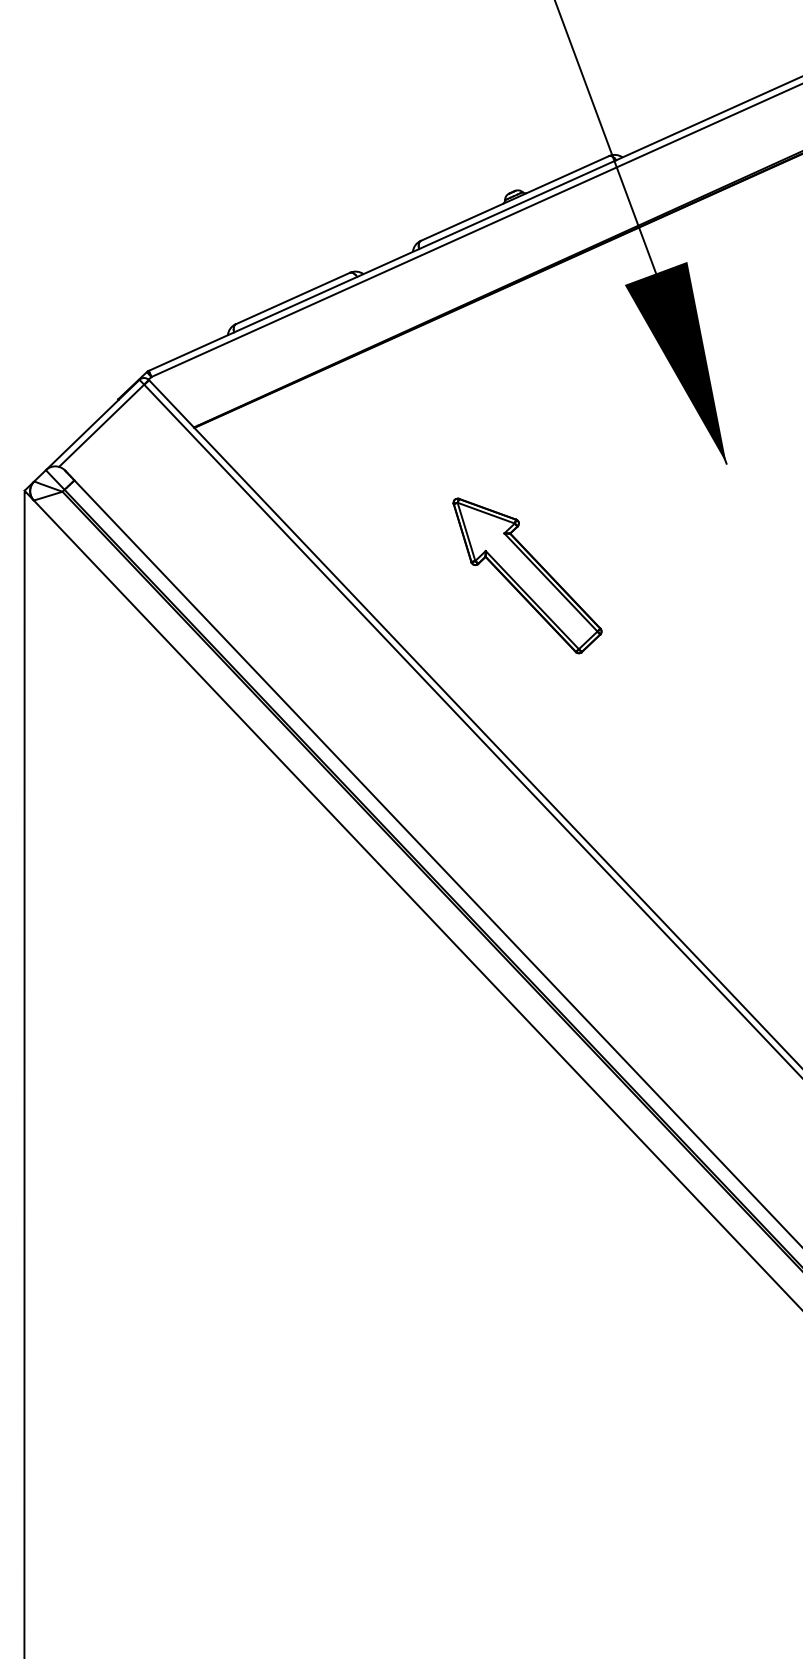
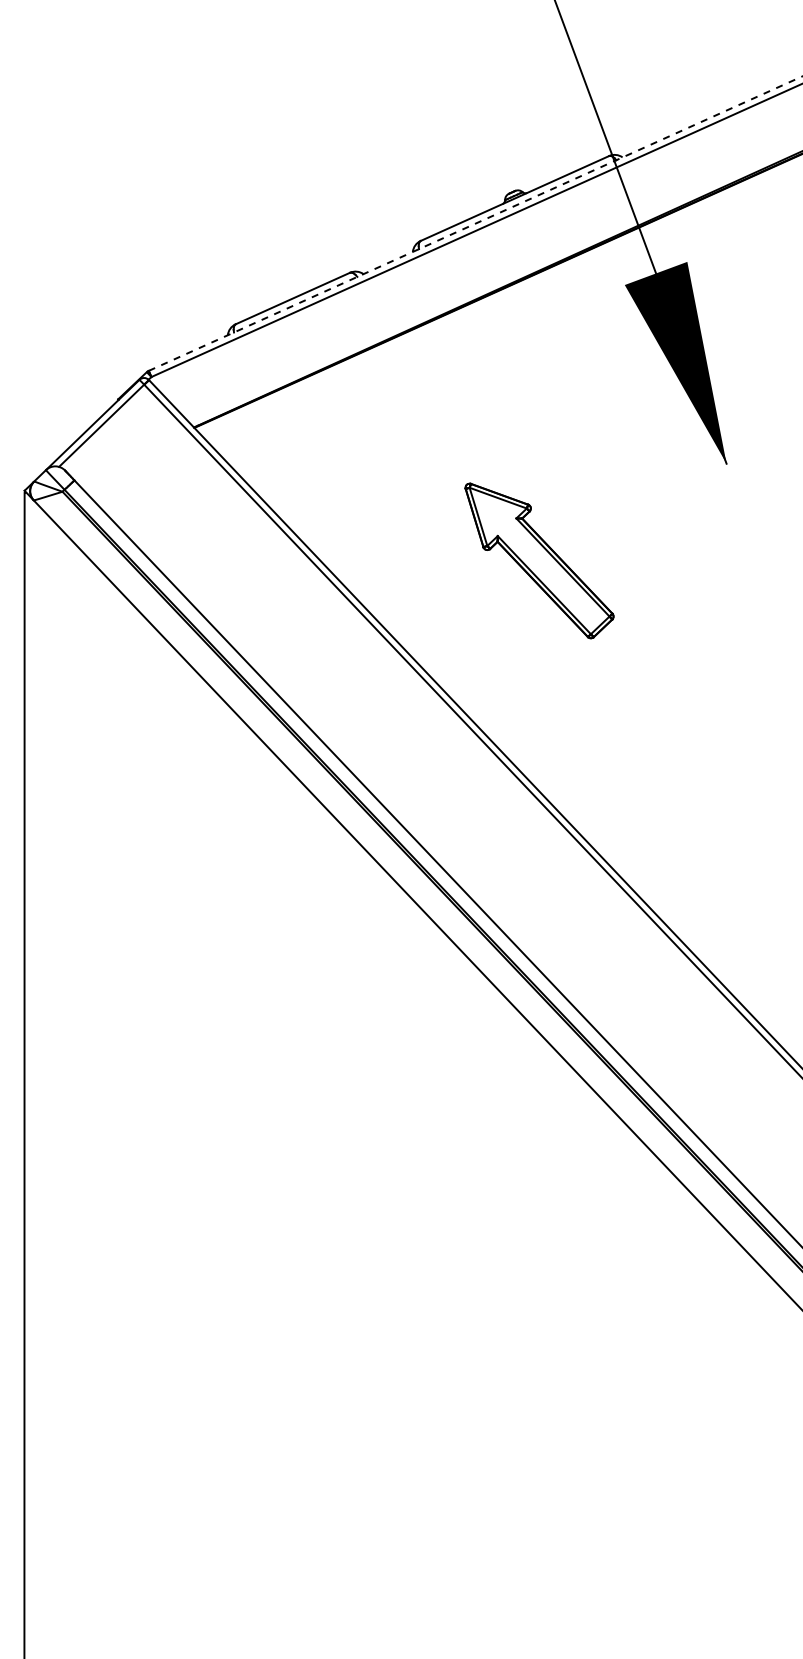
line: solid -> dashed (475, 223)
part position: (527, 575) -> (539, 560) (539, 560)
